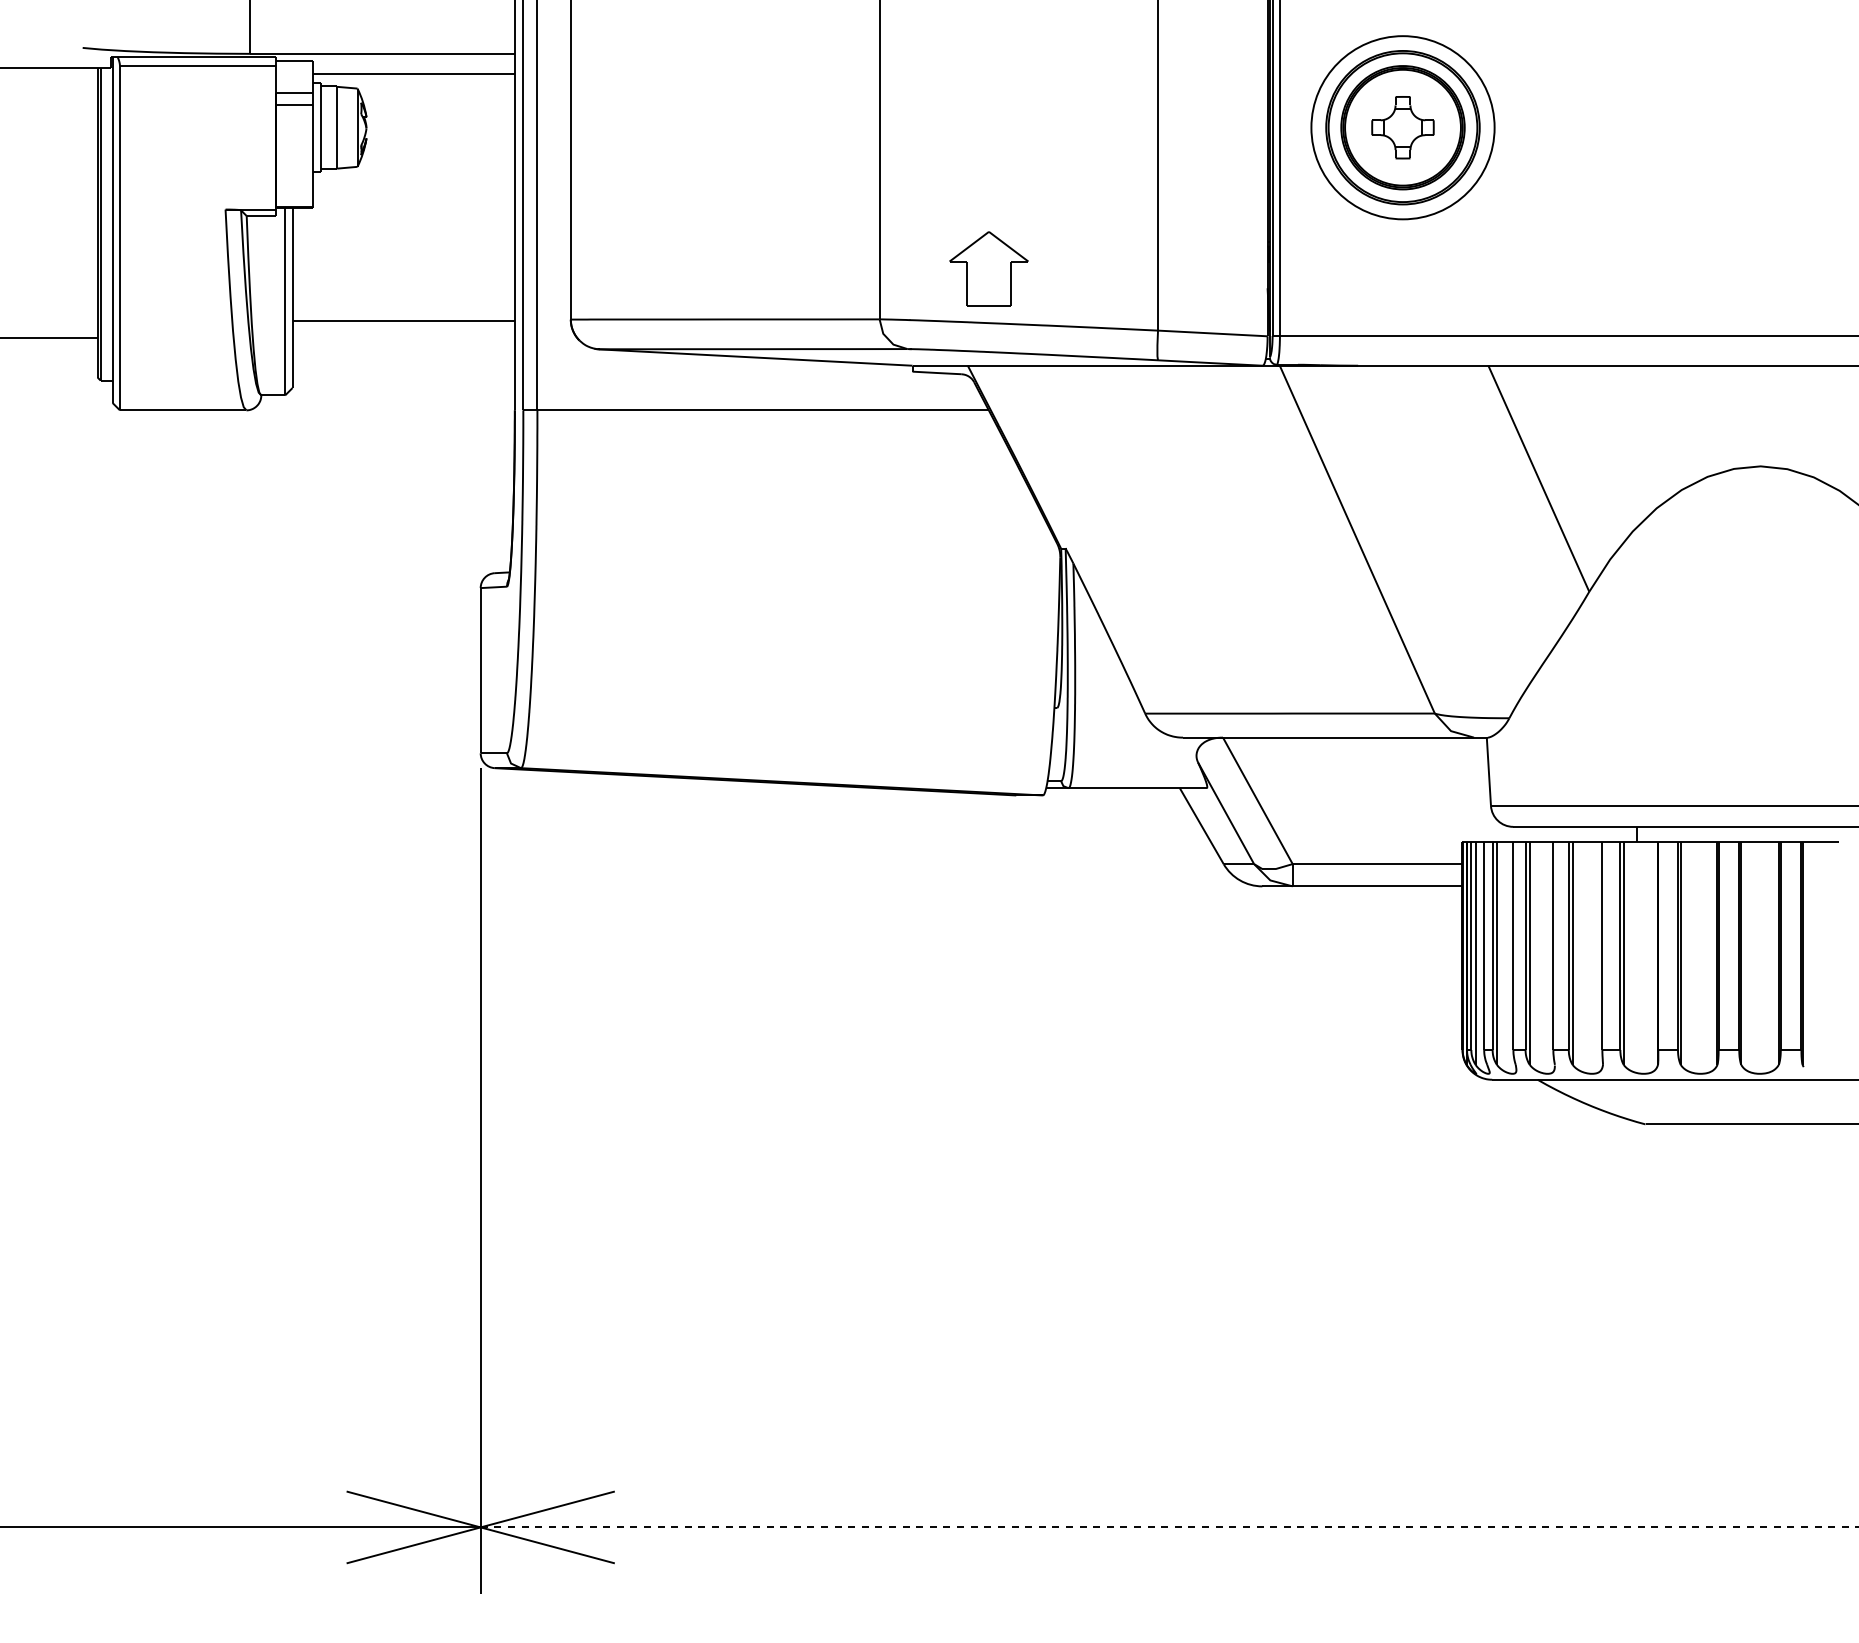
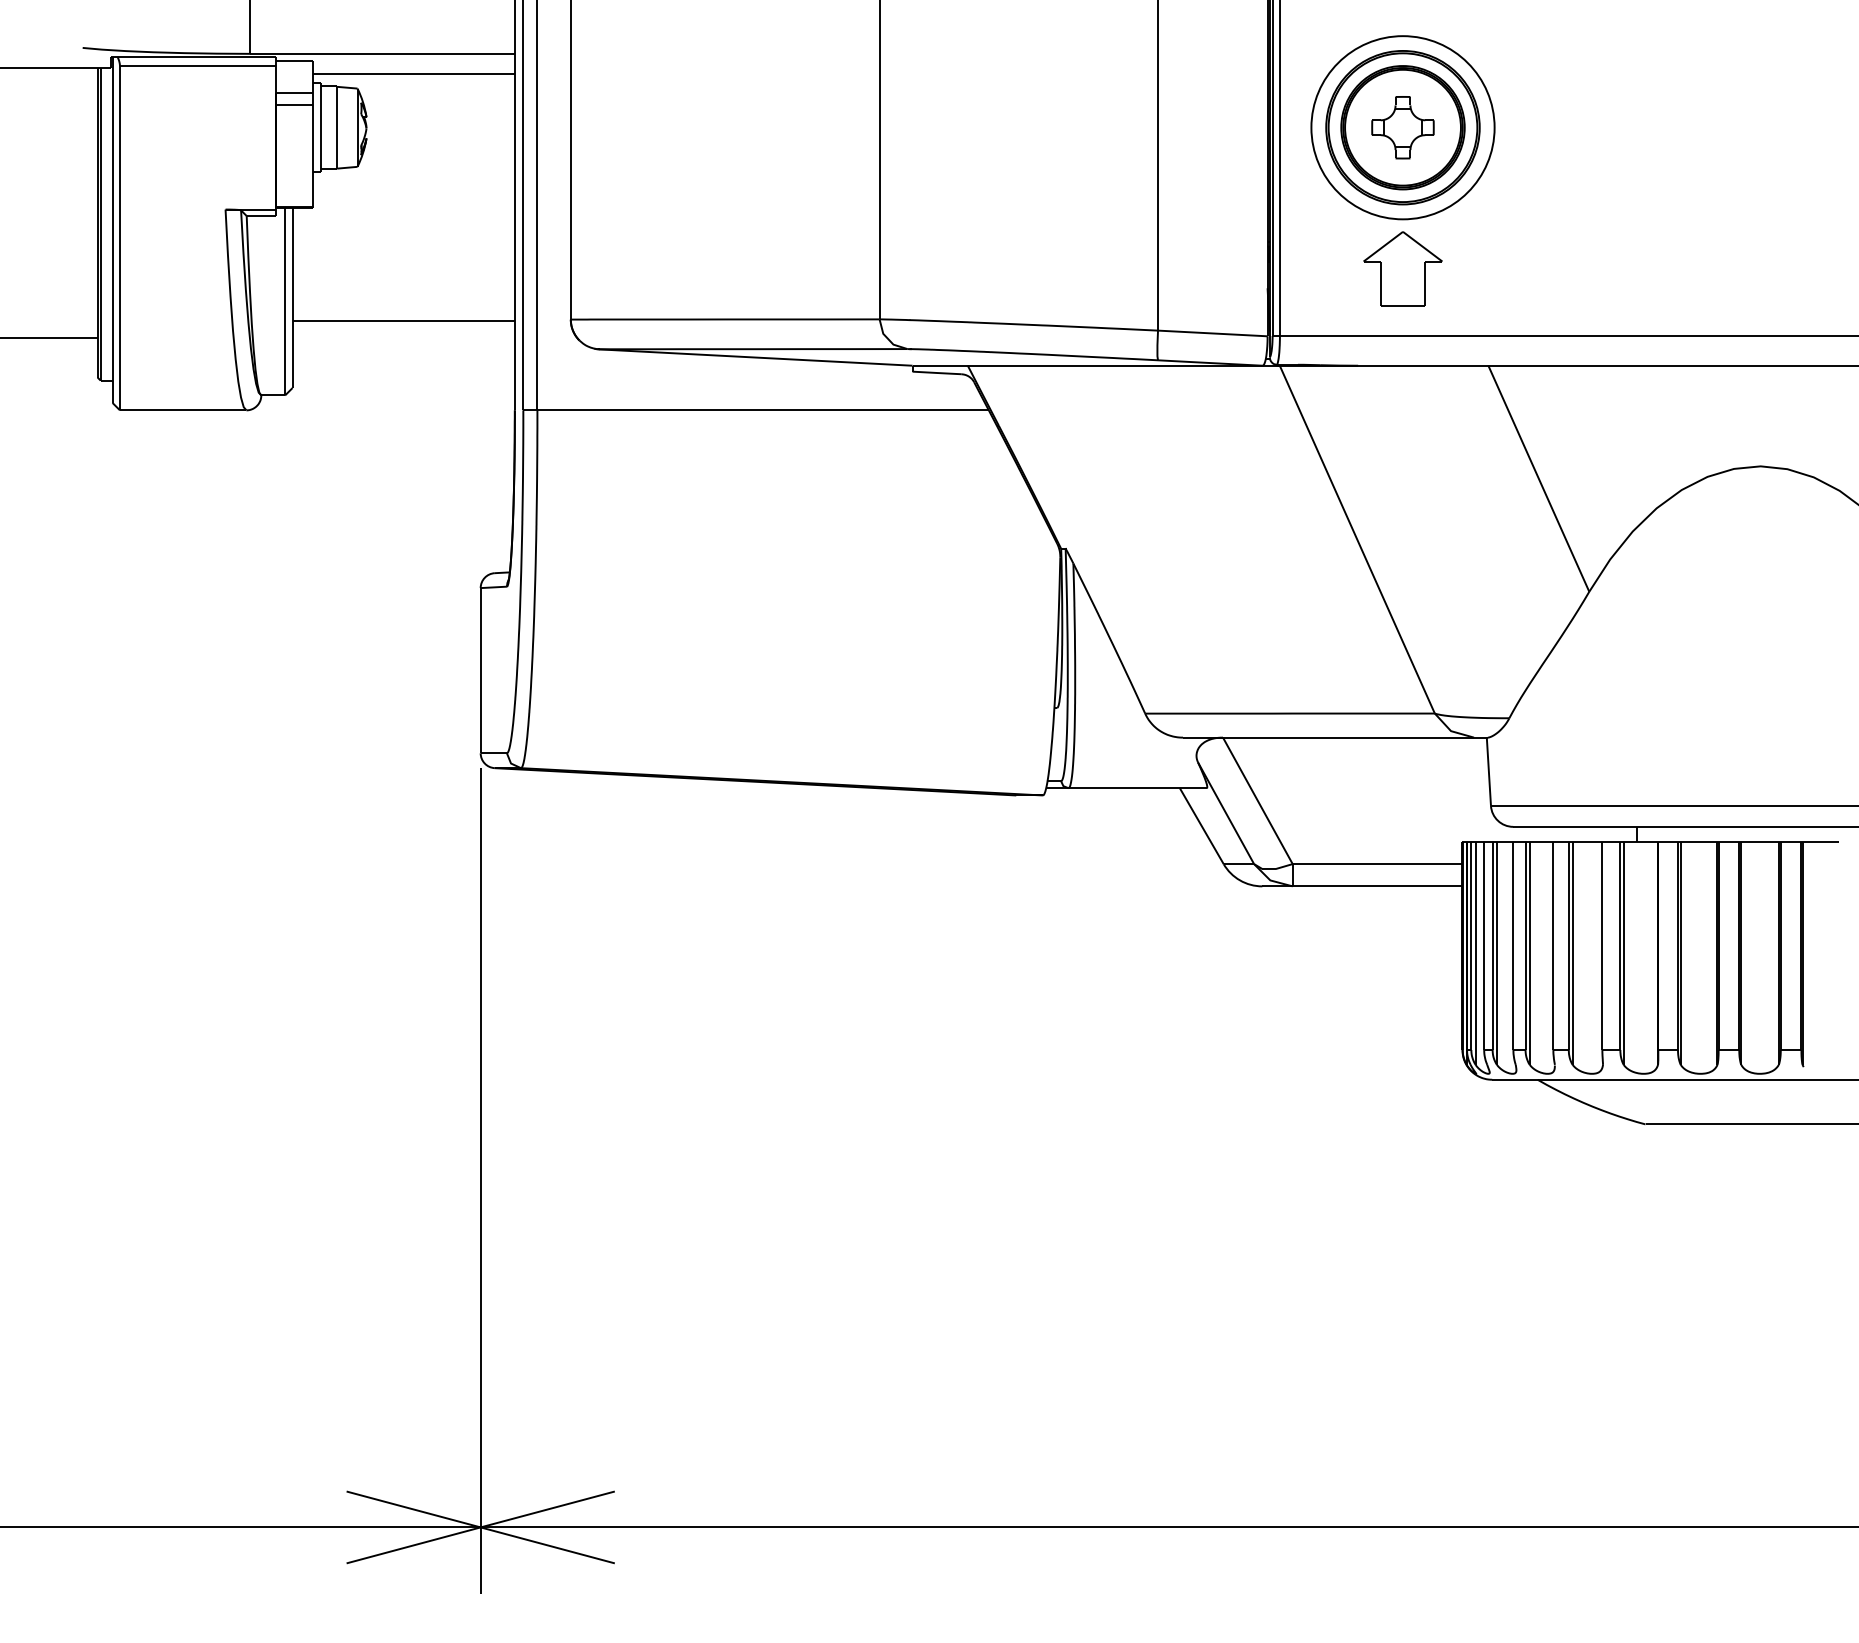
part position: (988, 268) -> (1402, 268) (1402, 268)
line: dashed -> solid (1169, 1527)
